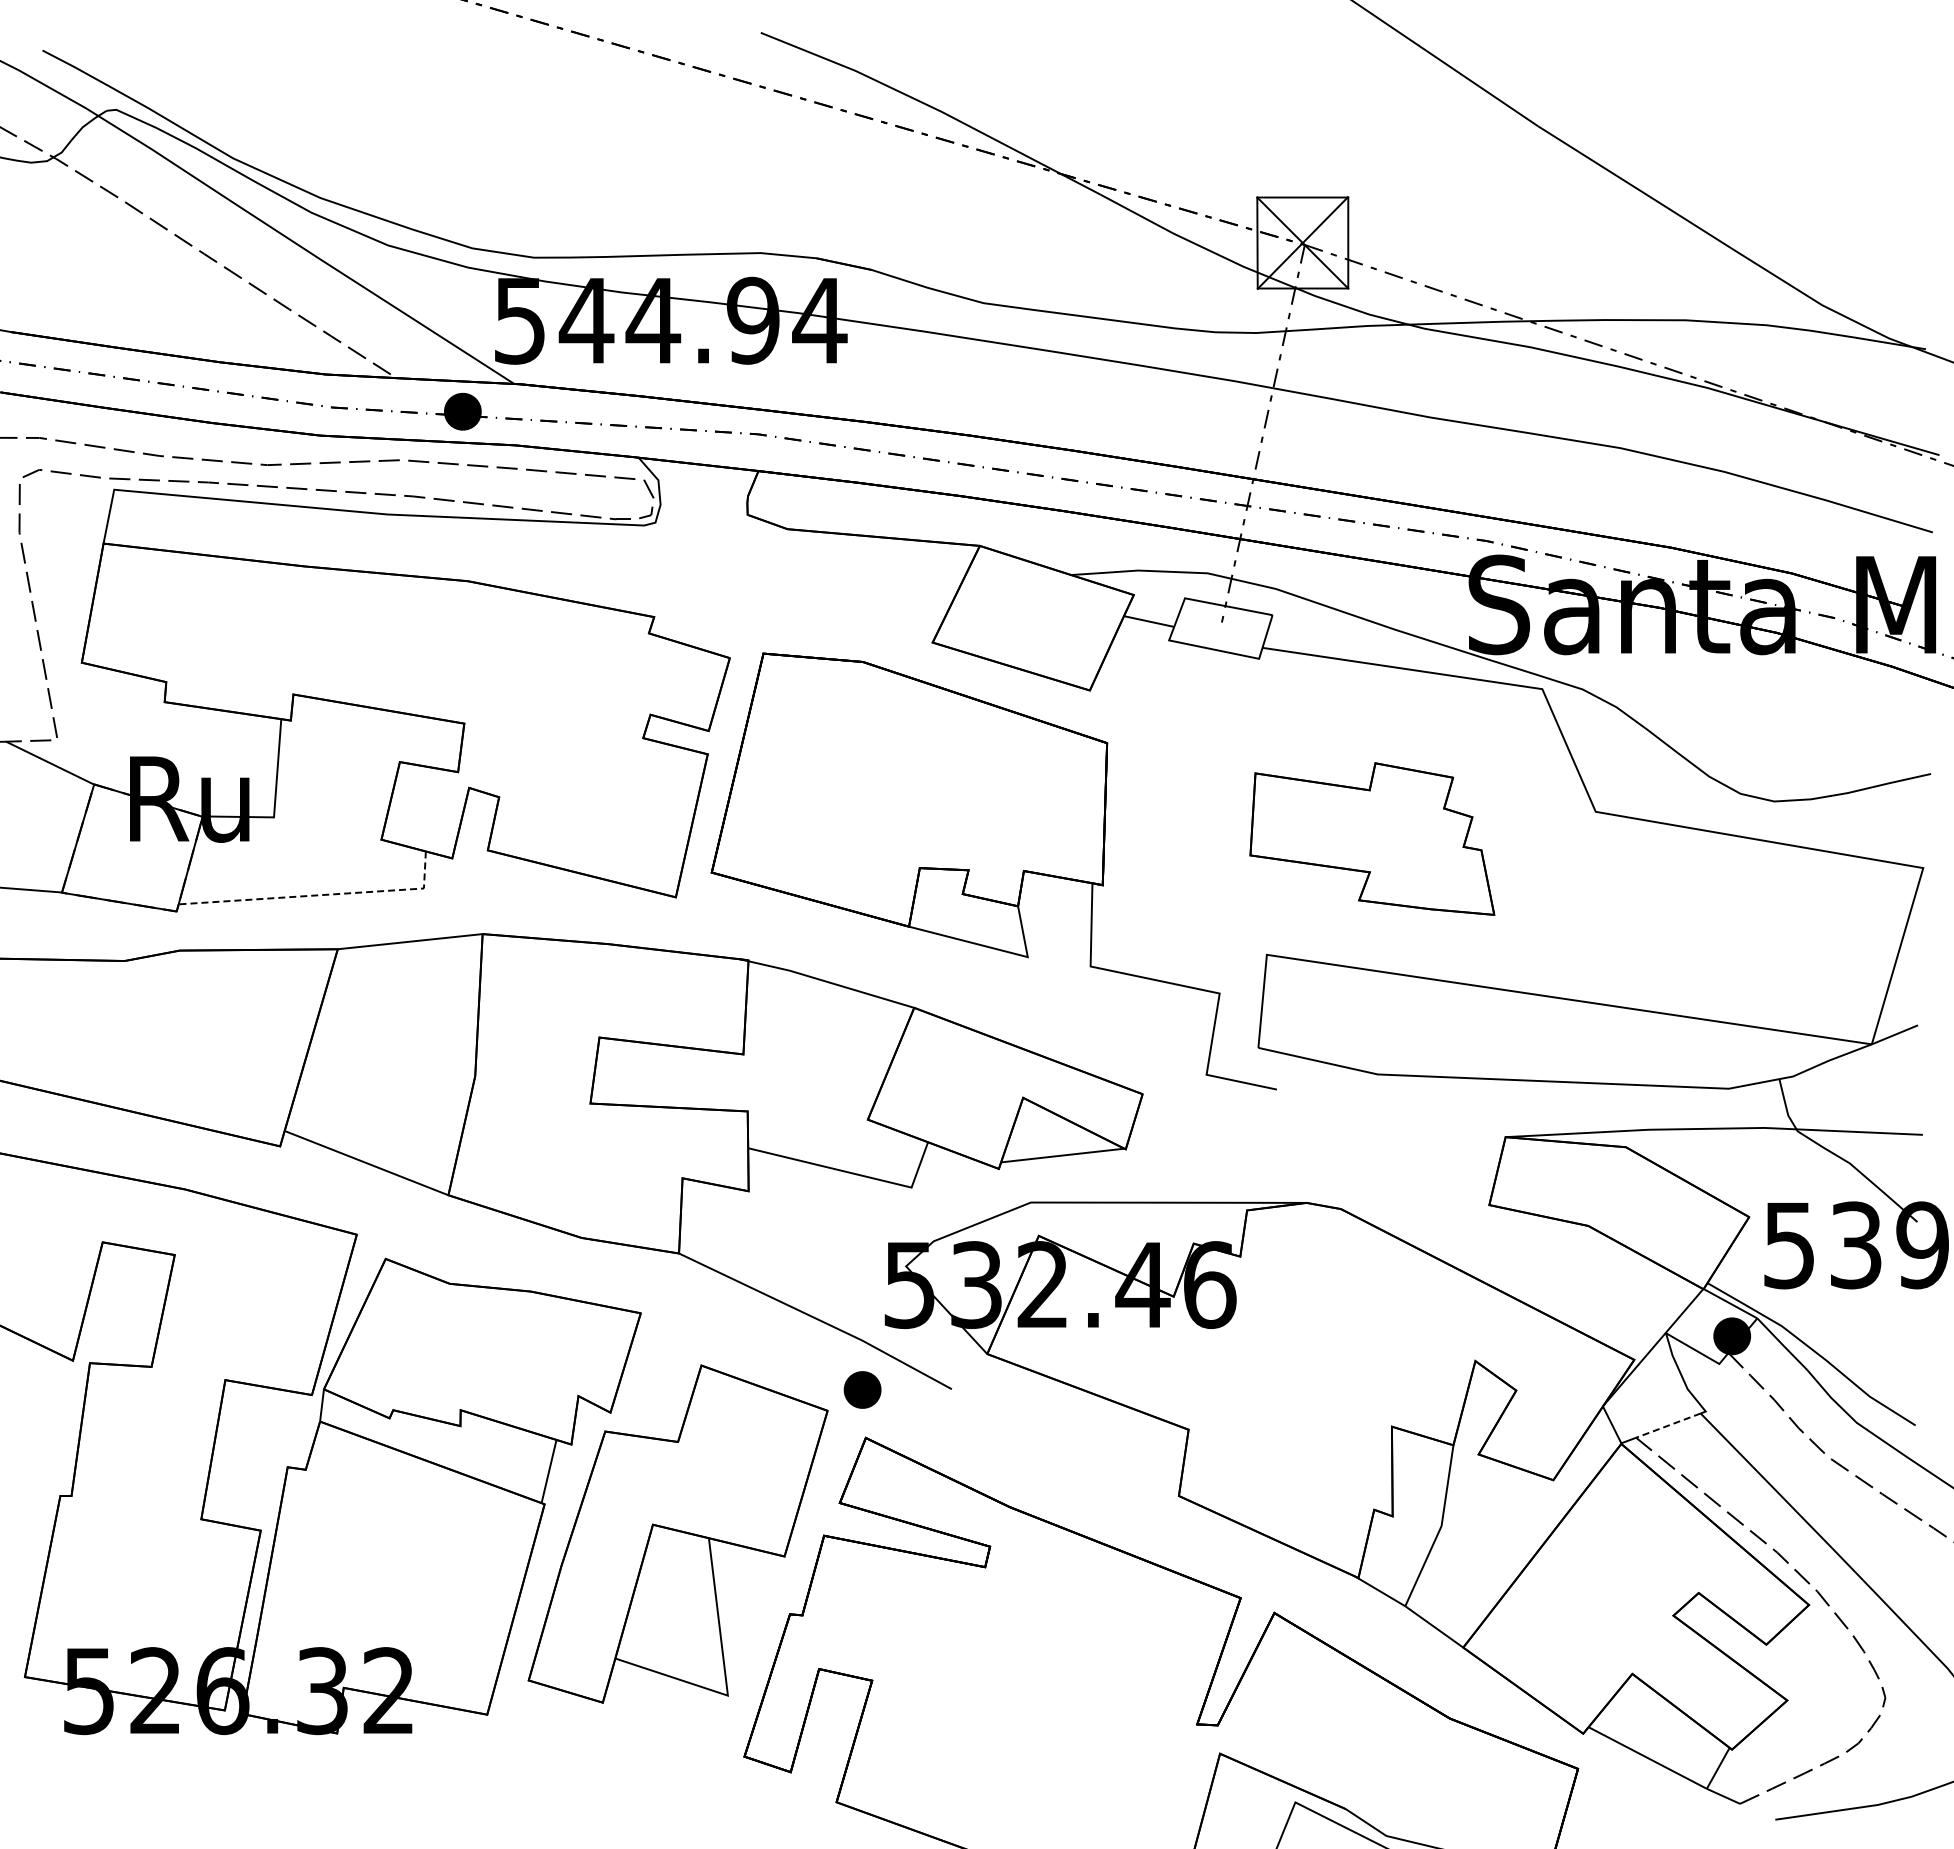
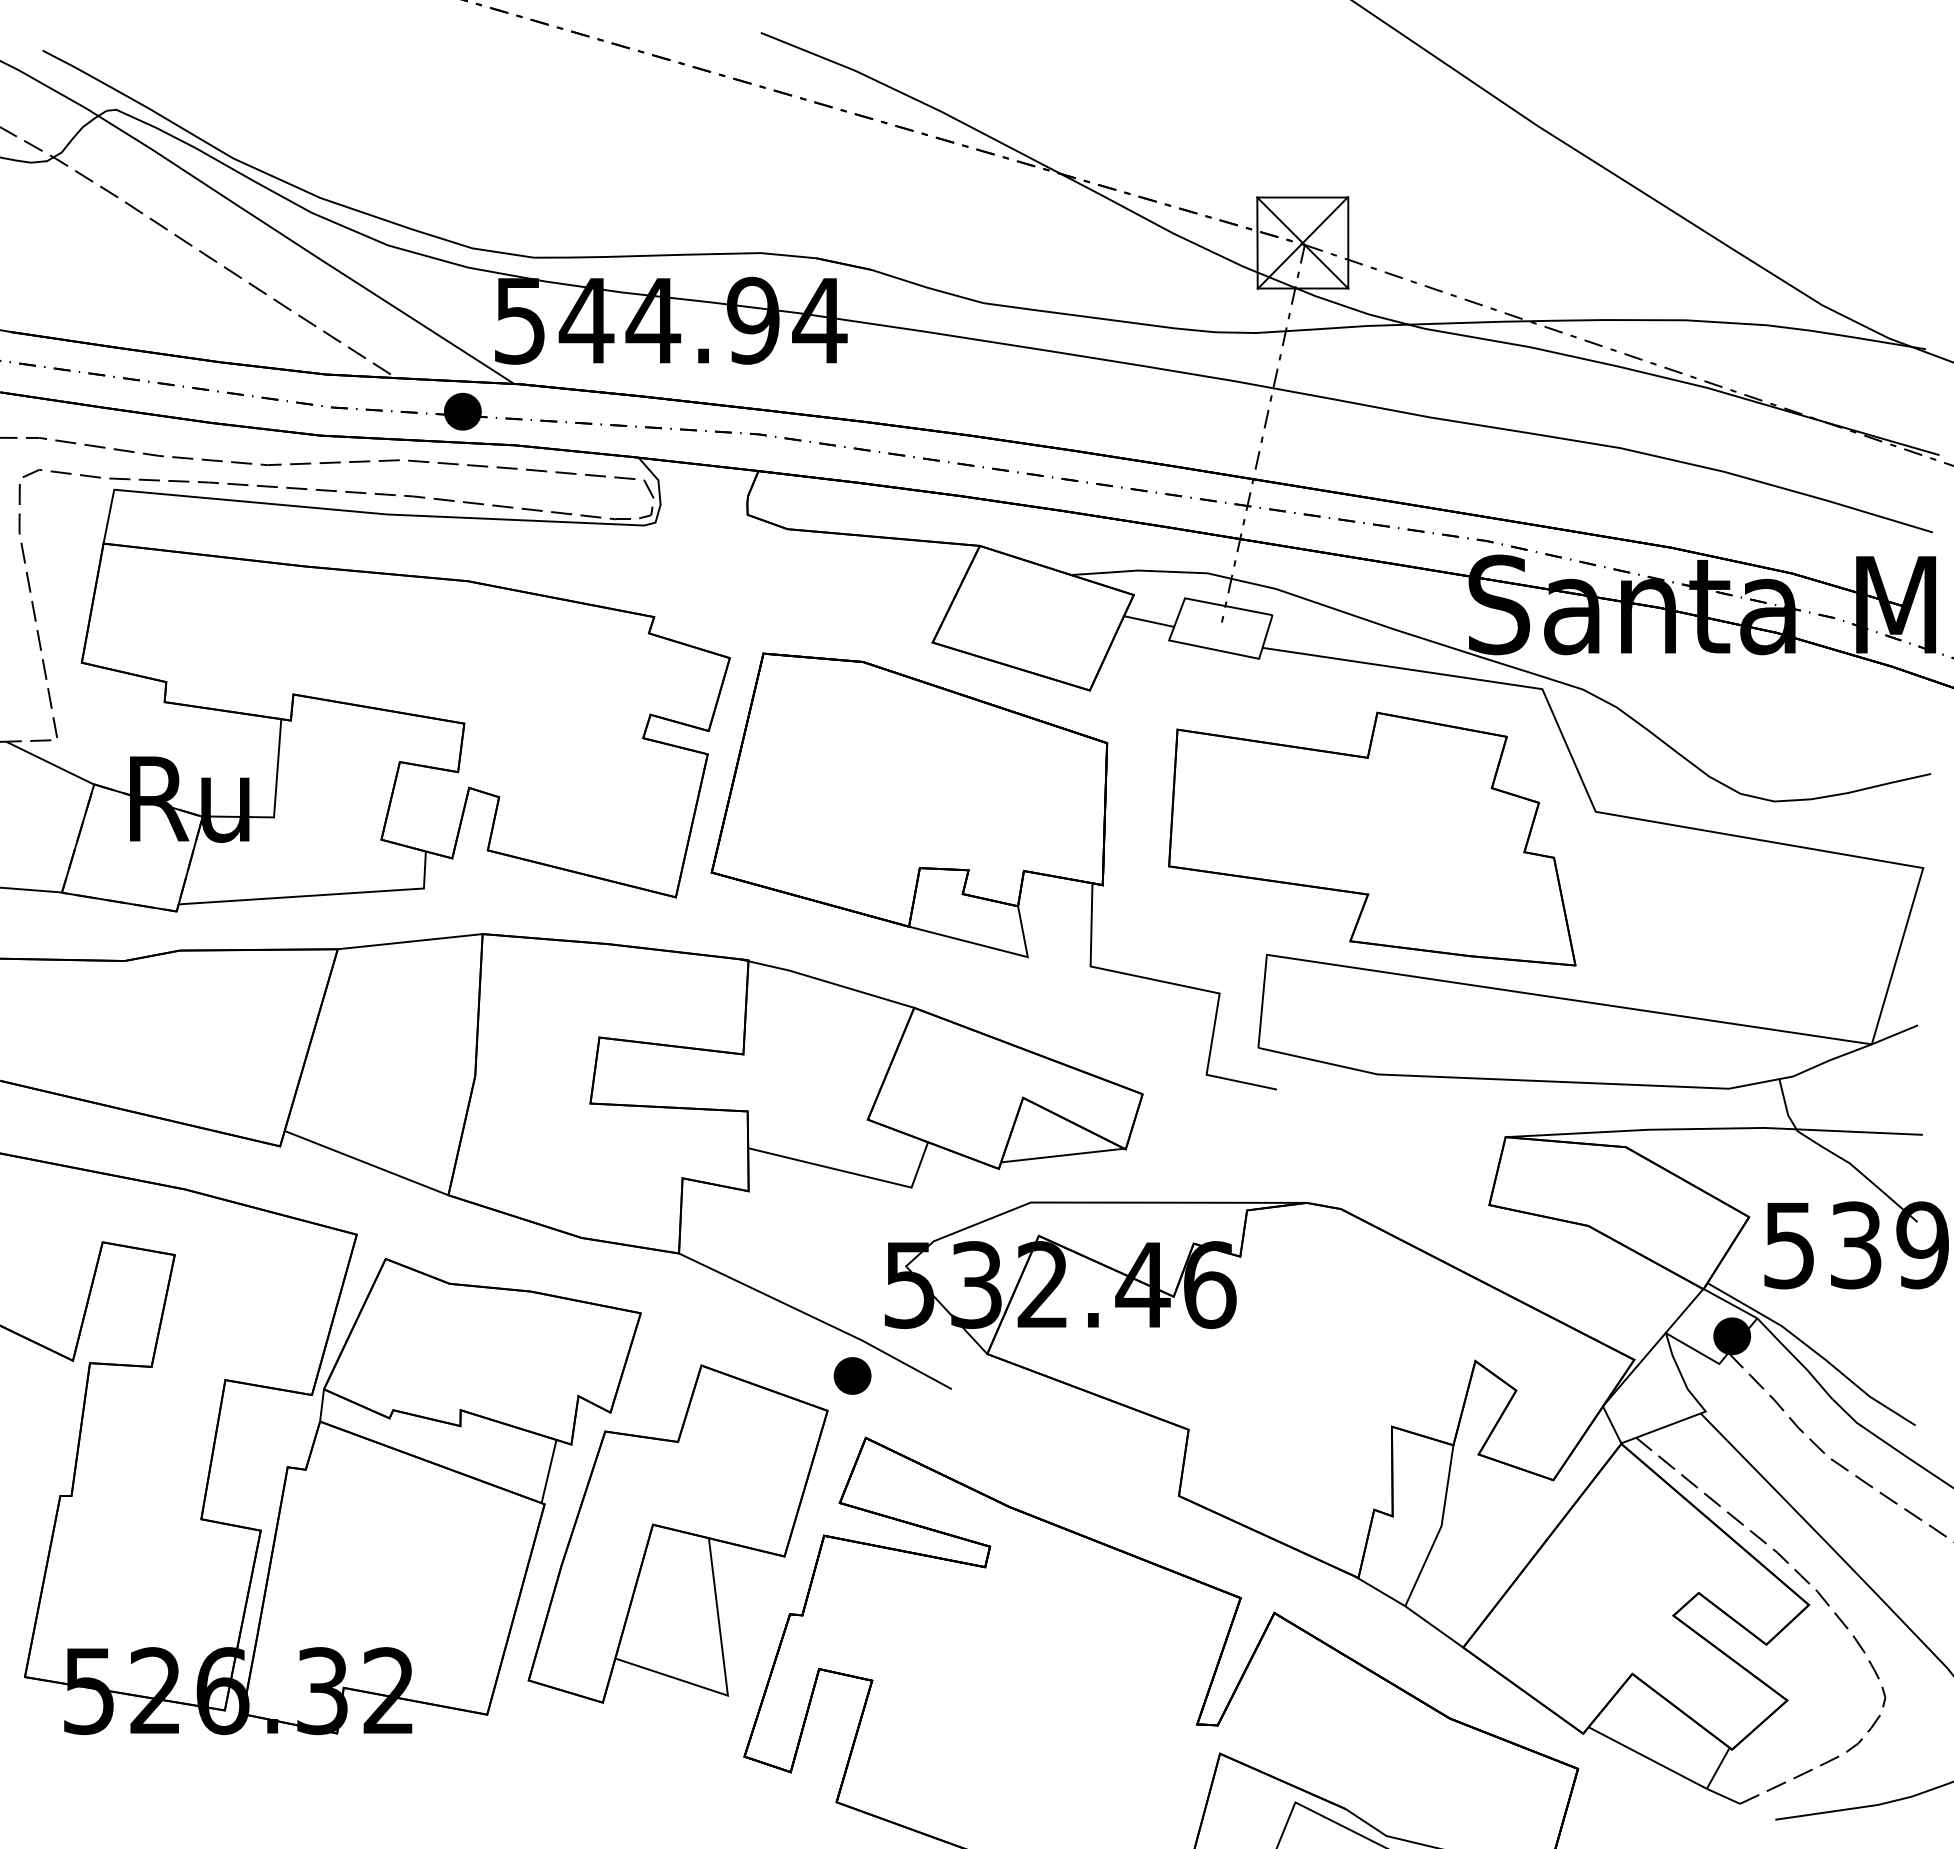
part size: 247x154 px -> 409x256 px (1372, 838)
line: dashed -> solid (320, 895)
part position: (862, 1389) -> (852, 1375) (852, 1375)
line: dashed -> solid (1667, 1425)
